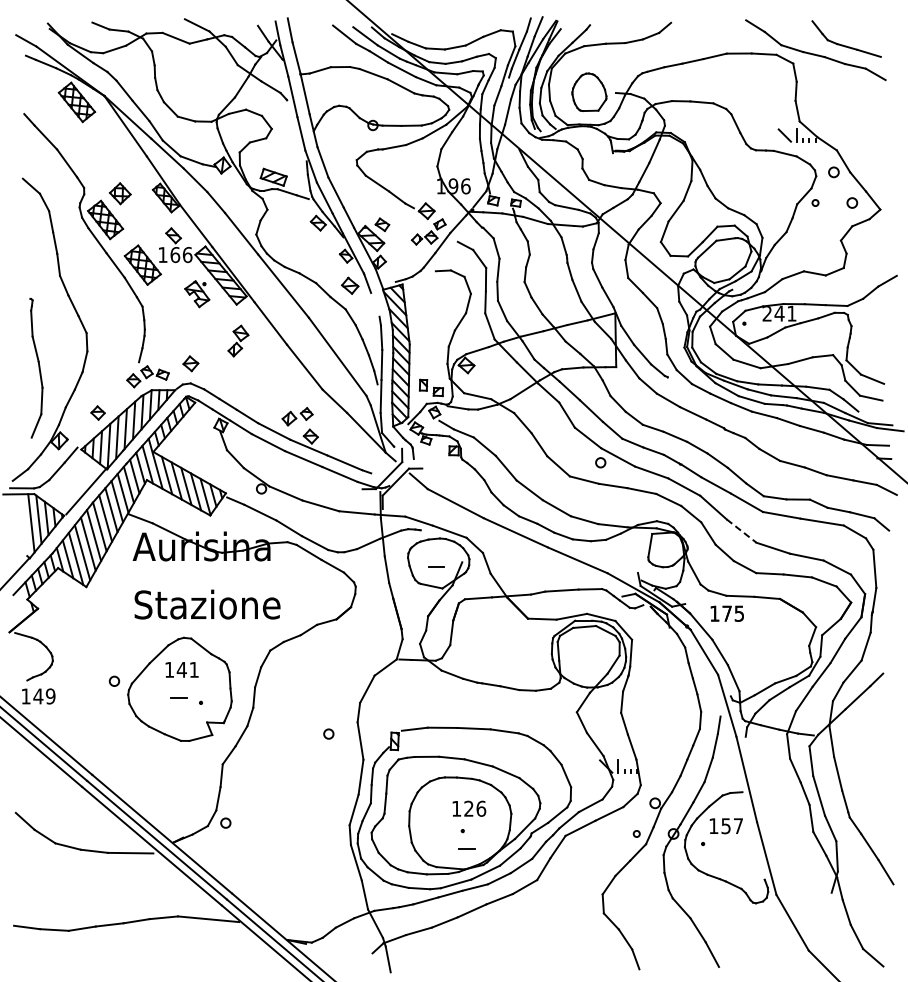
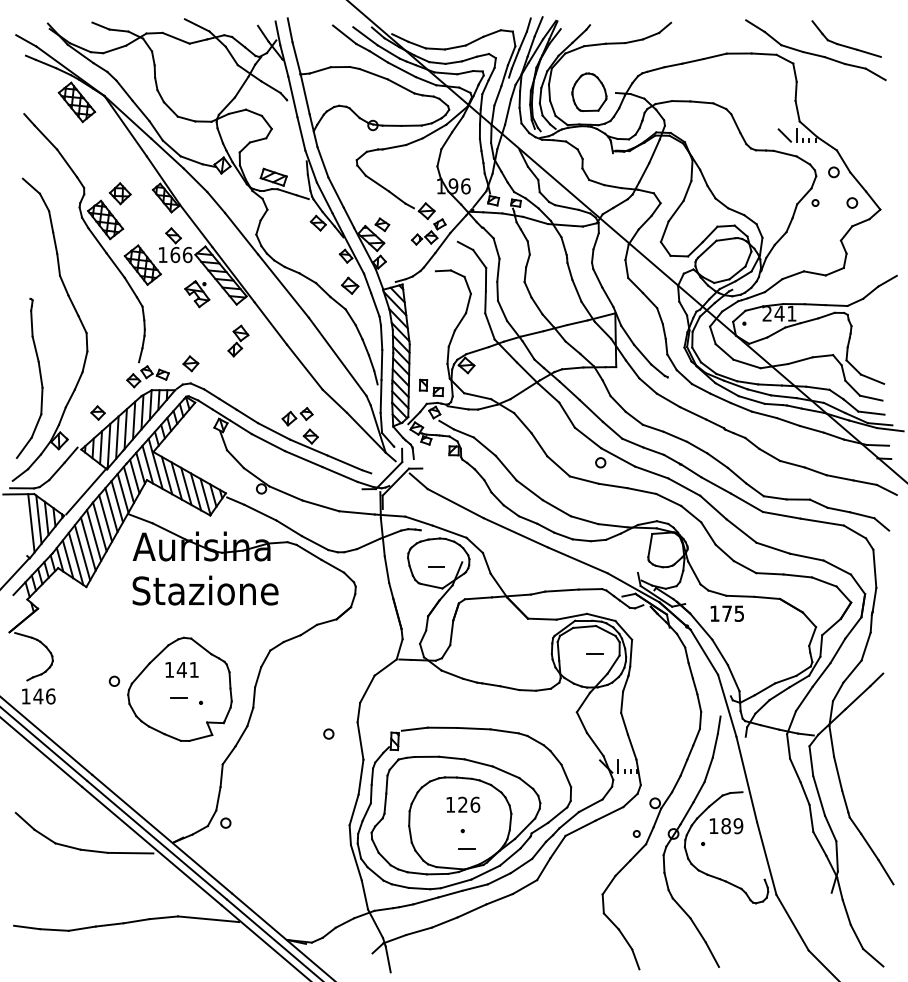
line: none -> present (375, 304)
line: none -> present (871, 412)
line: none -> present (23, 447)
line: dashed -> solid (741, 531)
text position: (207, 604) -> (205, 590) (205, 590)
line: none -> present (594, 653)
text: 149 -> 146 (50, 696)
text position: (469, 808) -> (463, 804) (463, 804)
text: 157 -> 189 (732, 826)
